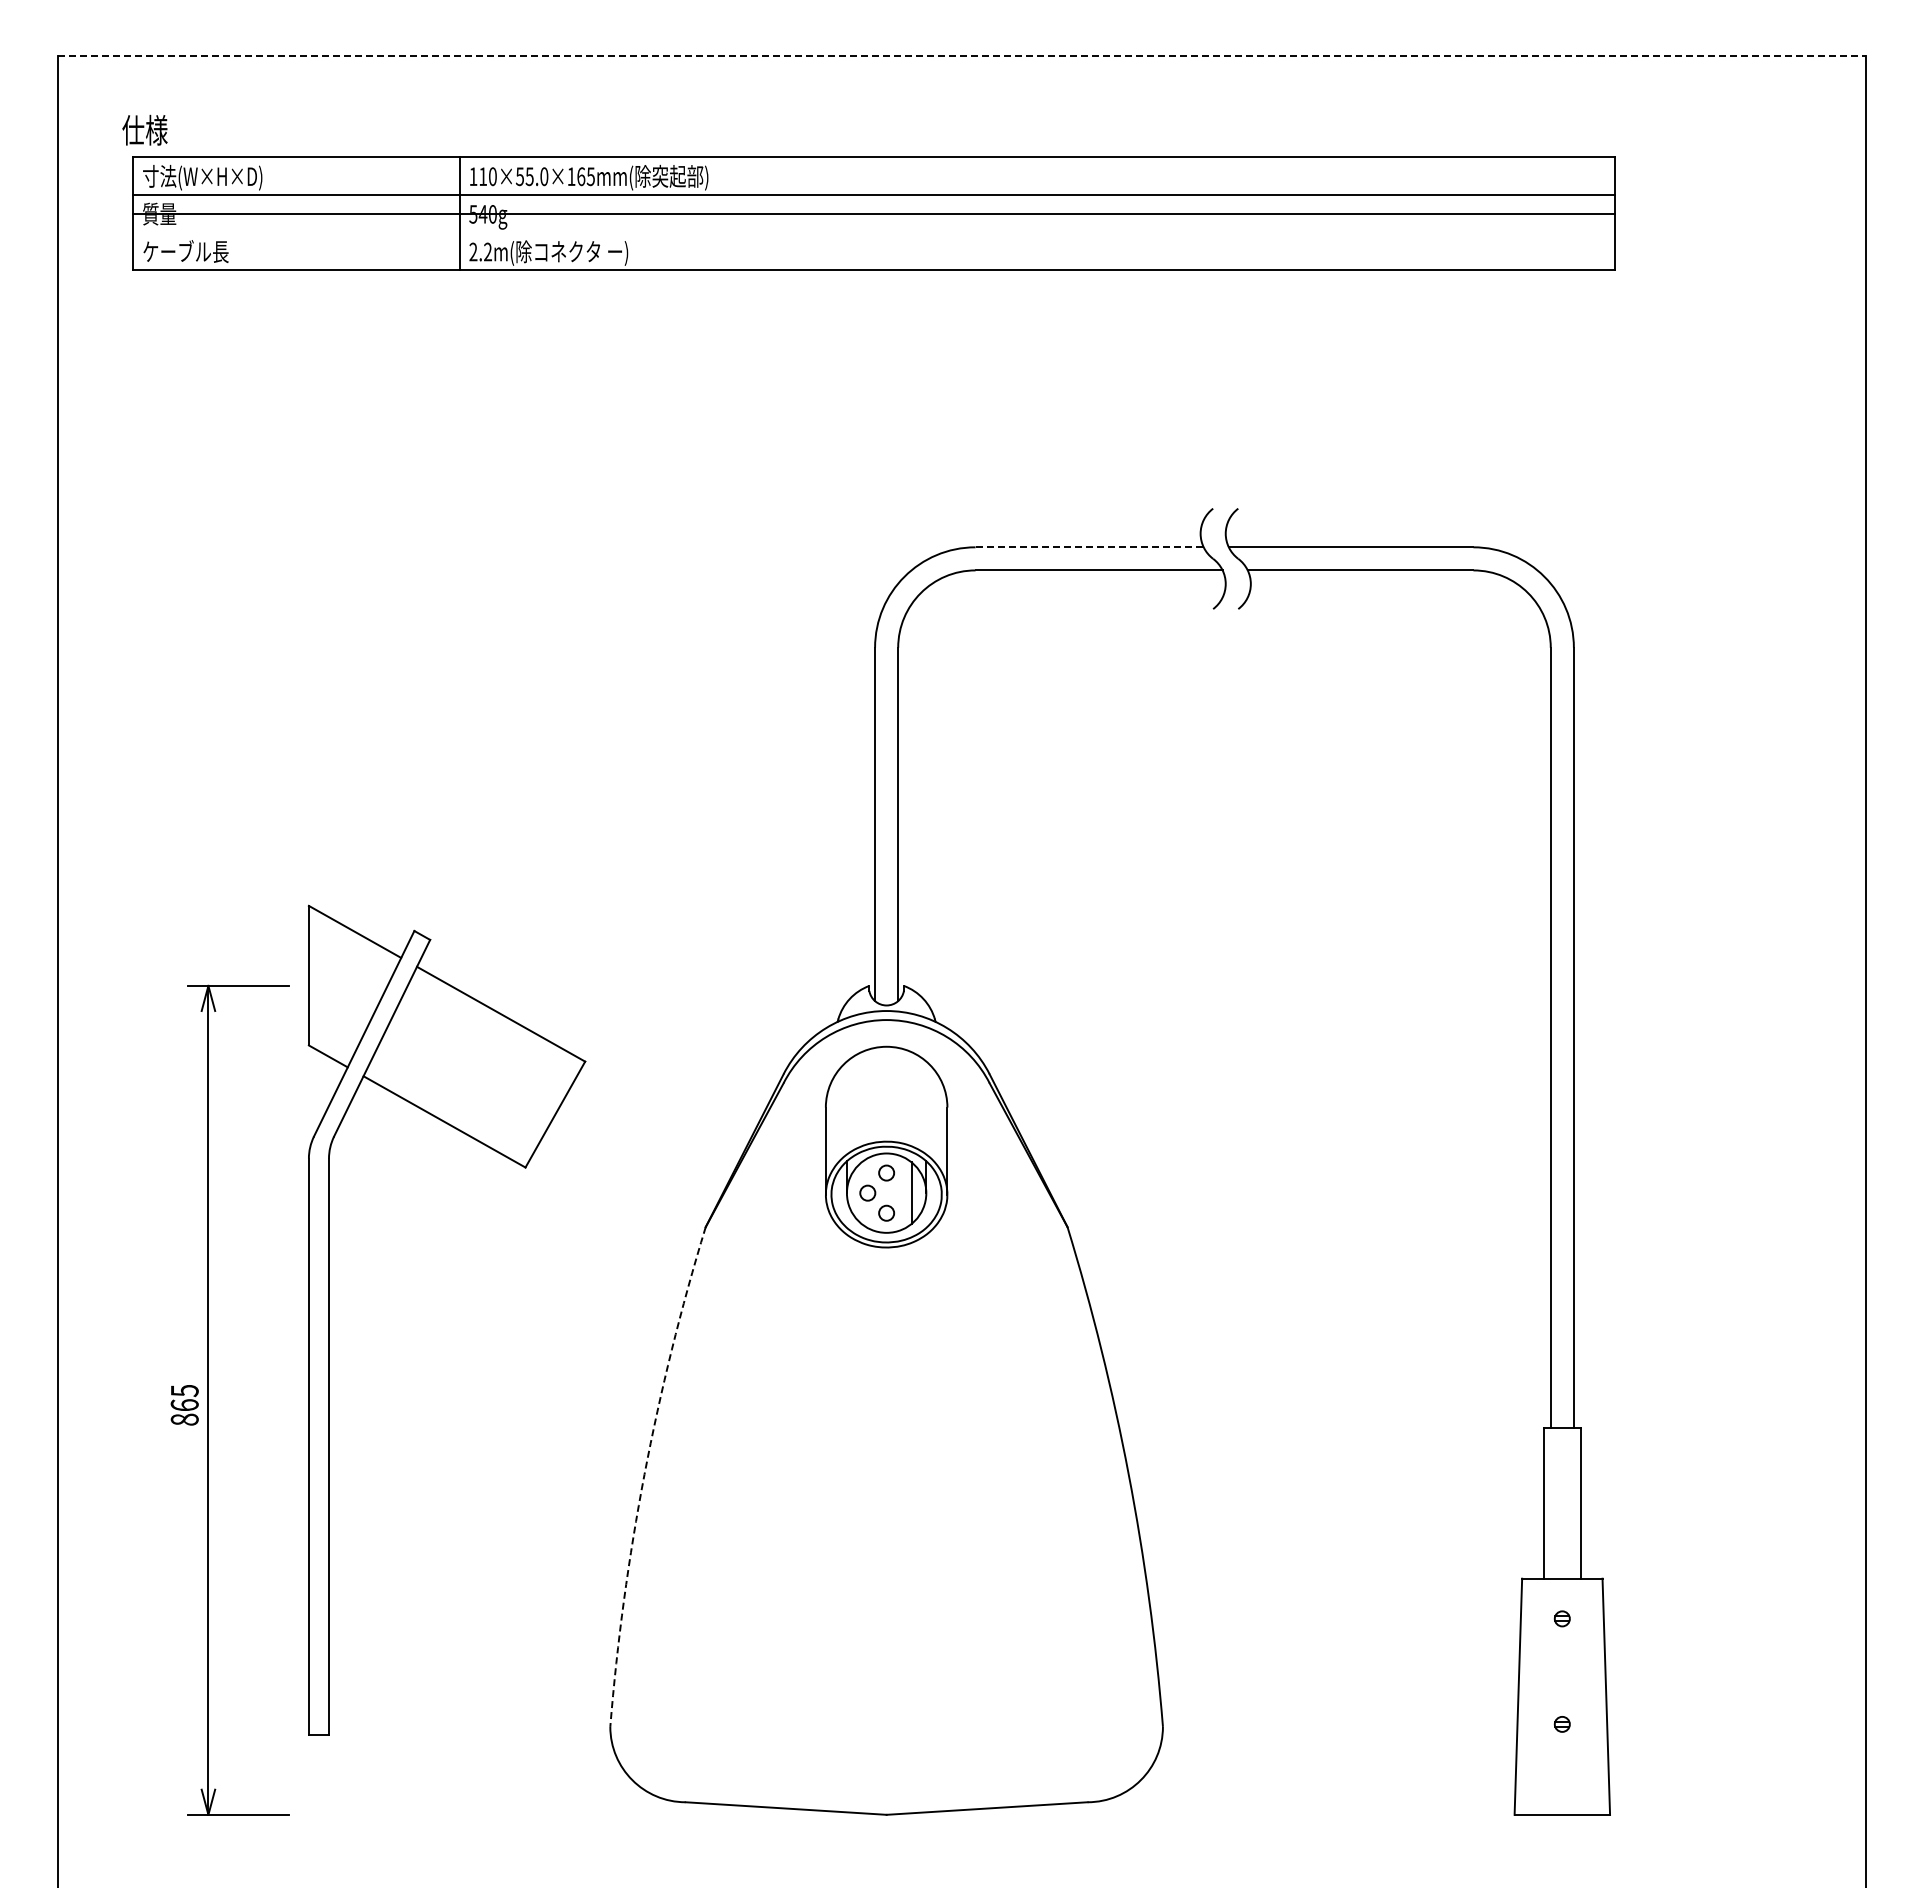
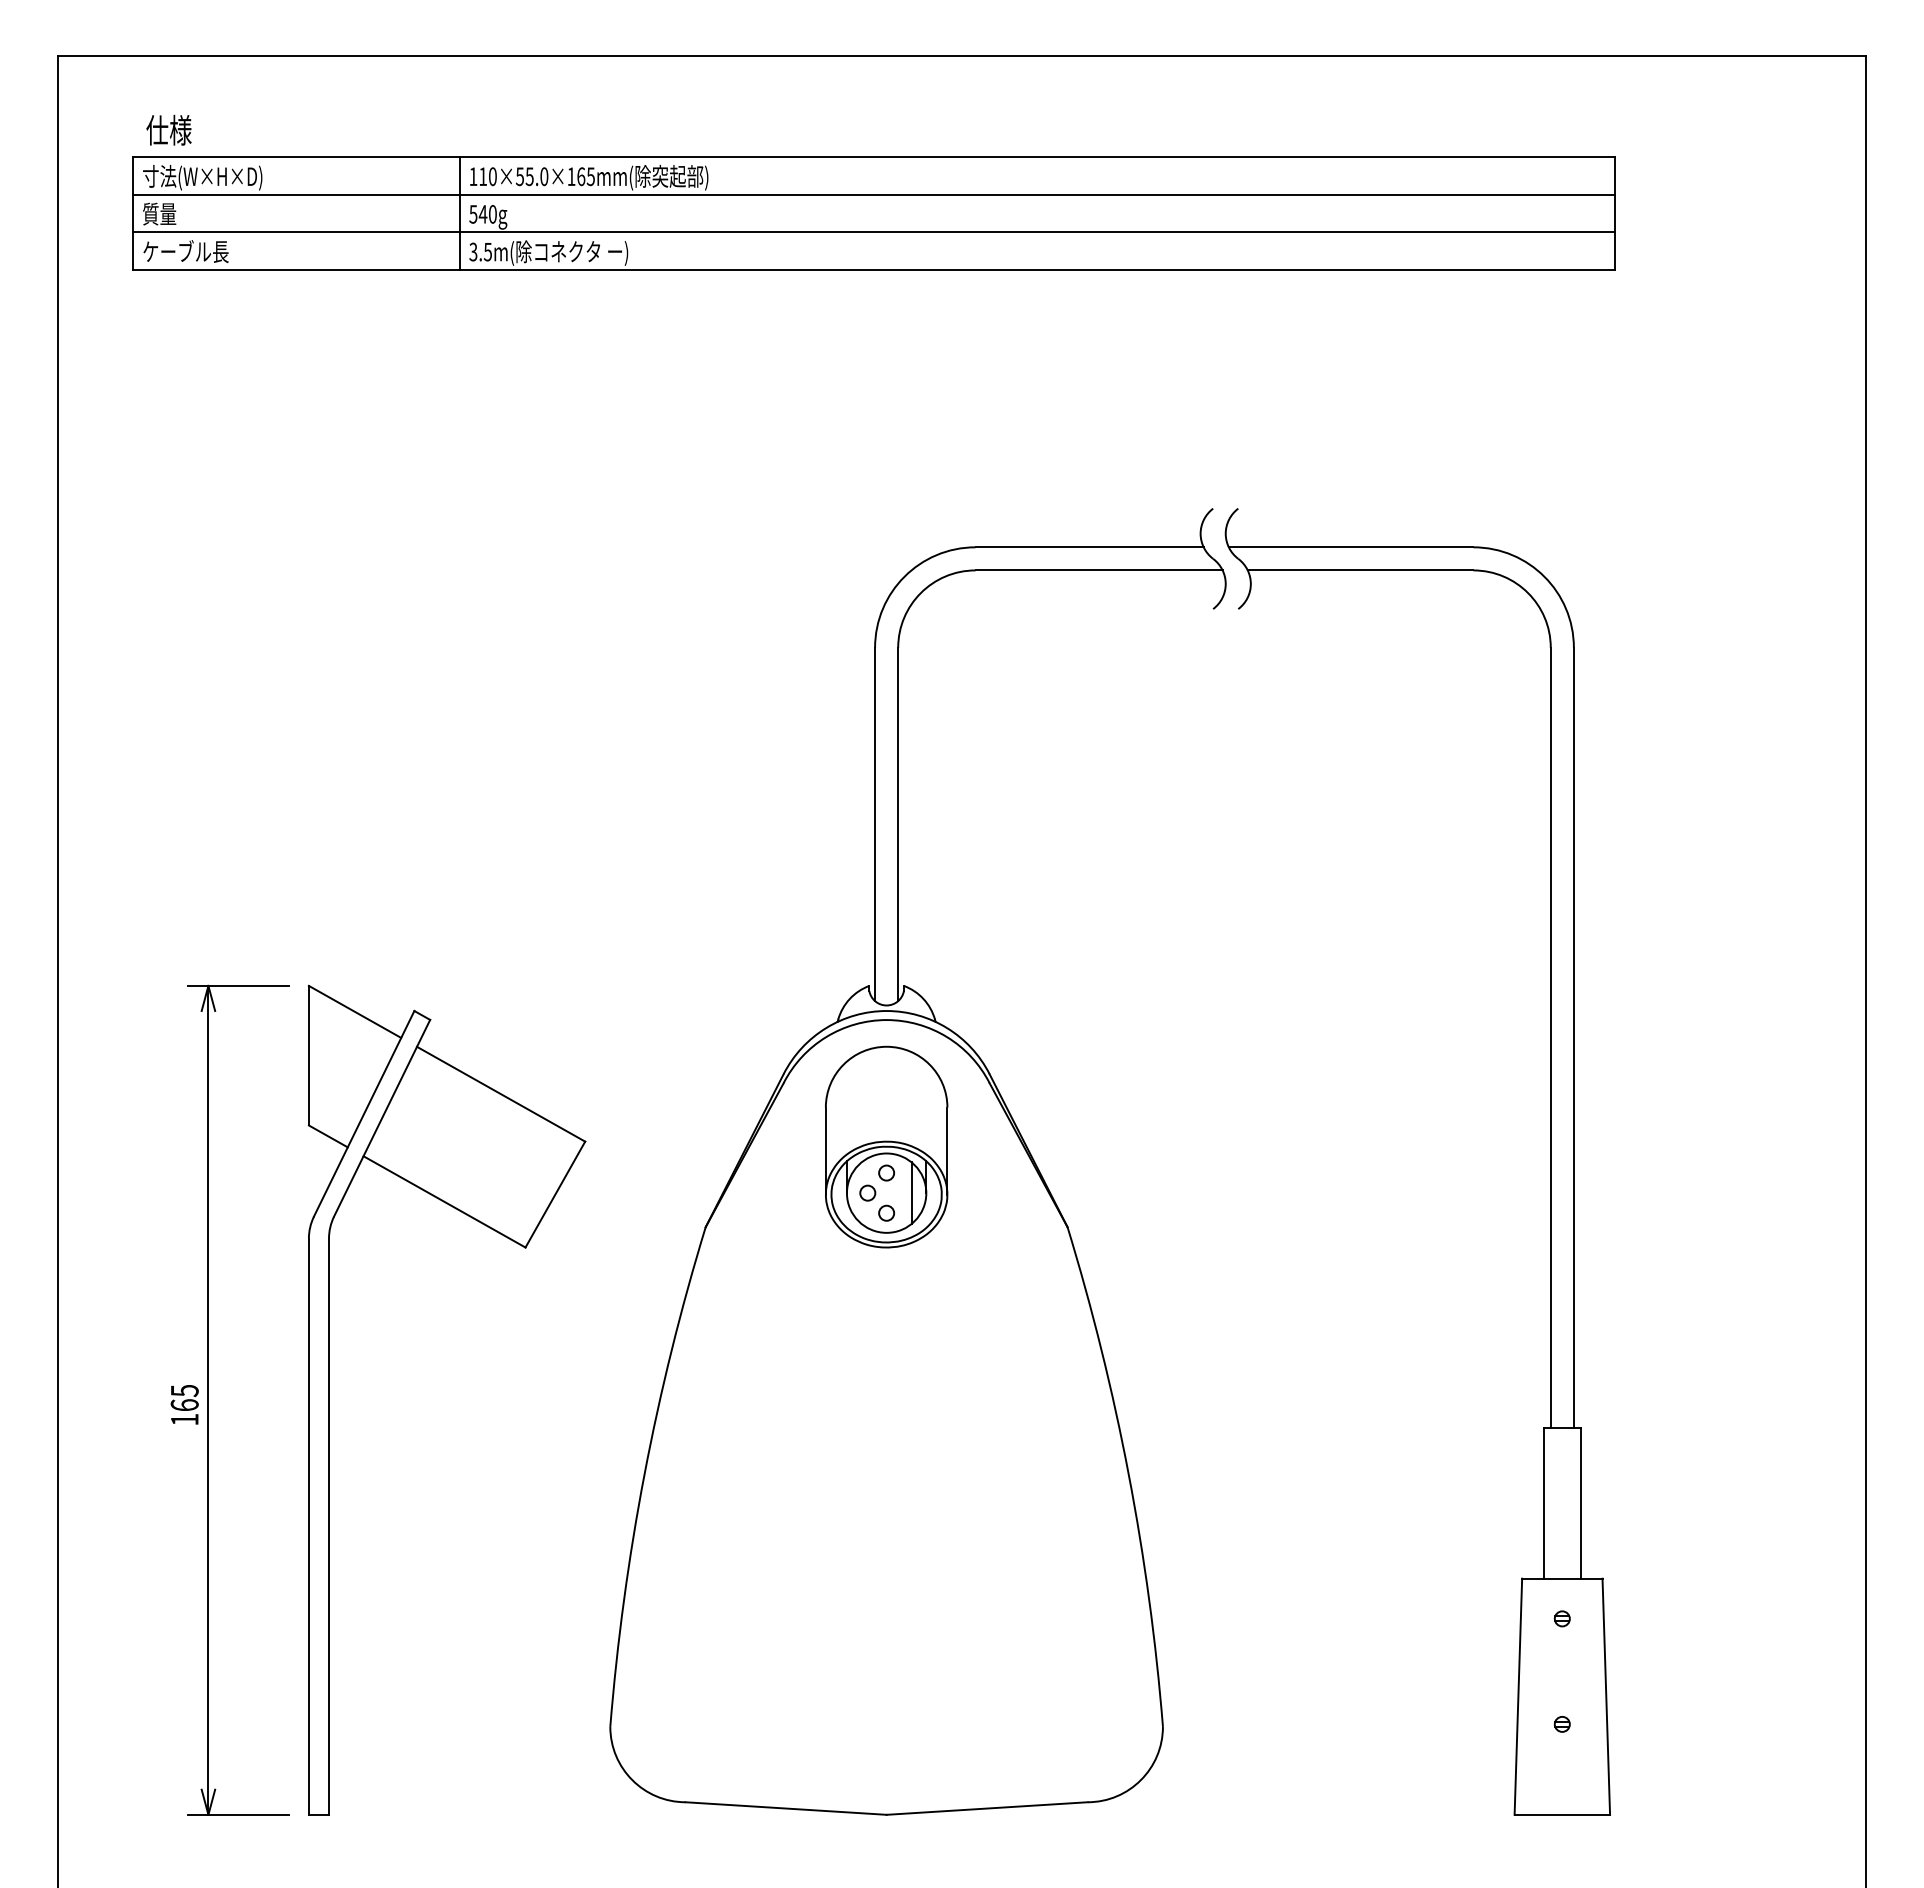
line: dashed -> solid (962, 56)
text position: (144, 129) -> (168, 129) (168, 129)
line position: (874, 214) -> (874, 232) (874, 232)
text: 2.2m( -> 3.5m( (480, 251)
line: dashed -> solid (1090, 547)
part position: (329, 1319) -> (329, 1399) (329, 1399)
text: 865 -> 165 (184, 1419)
arc: dashed -> solid (644, 1474)
